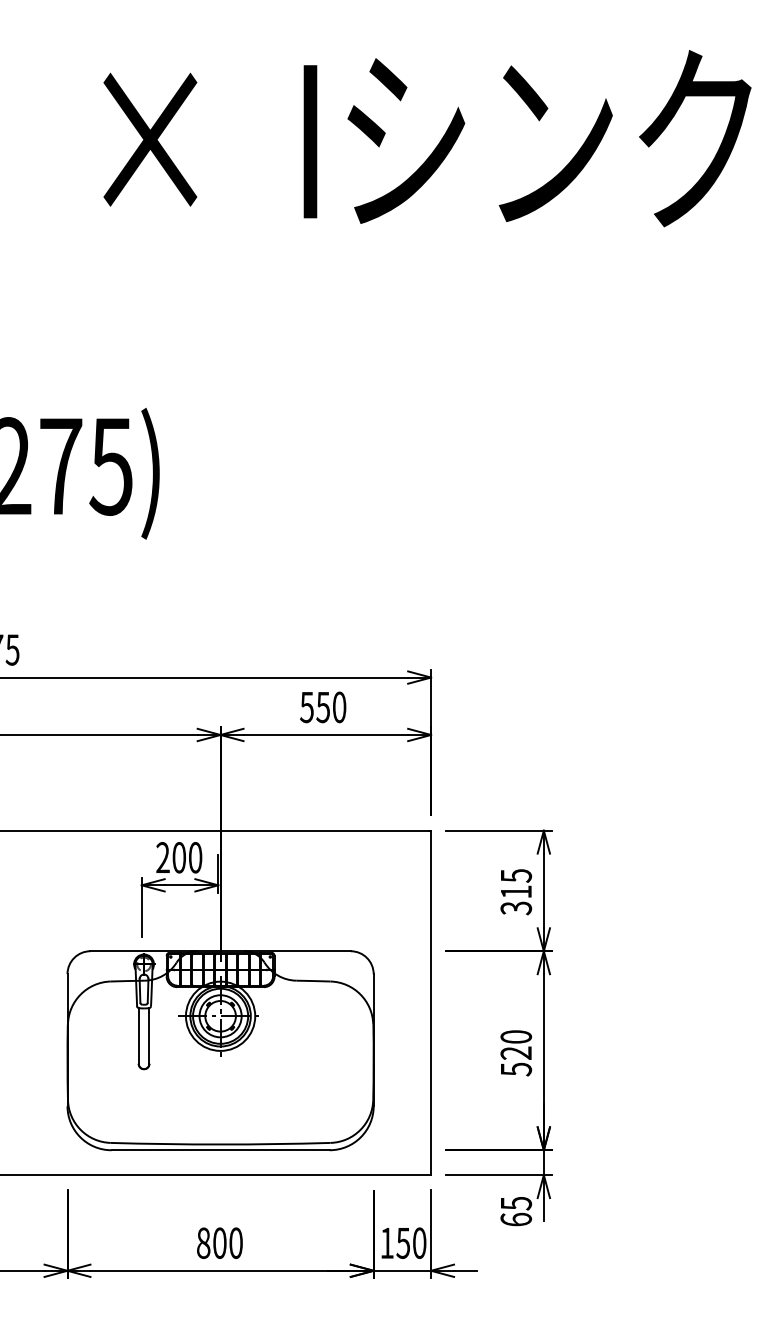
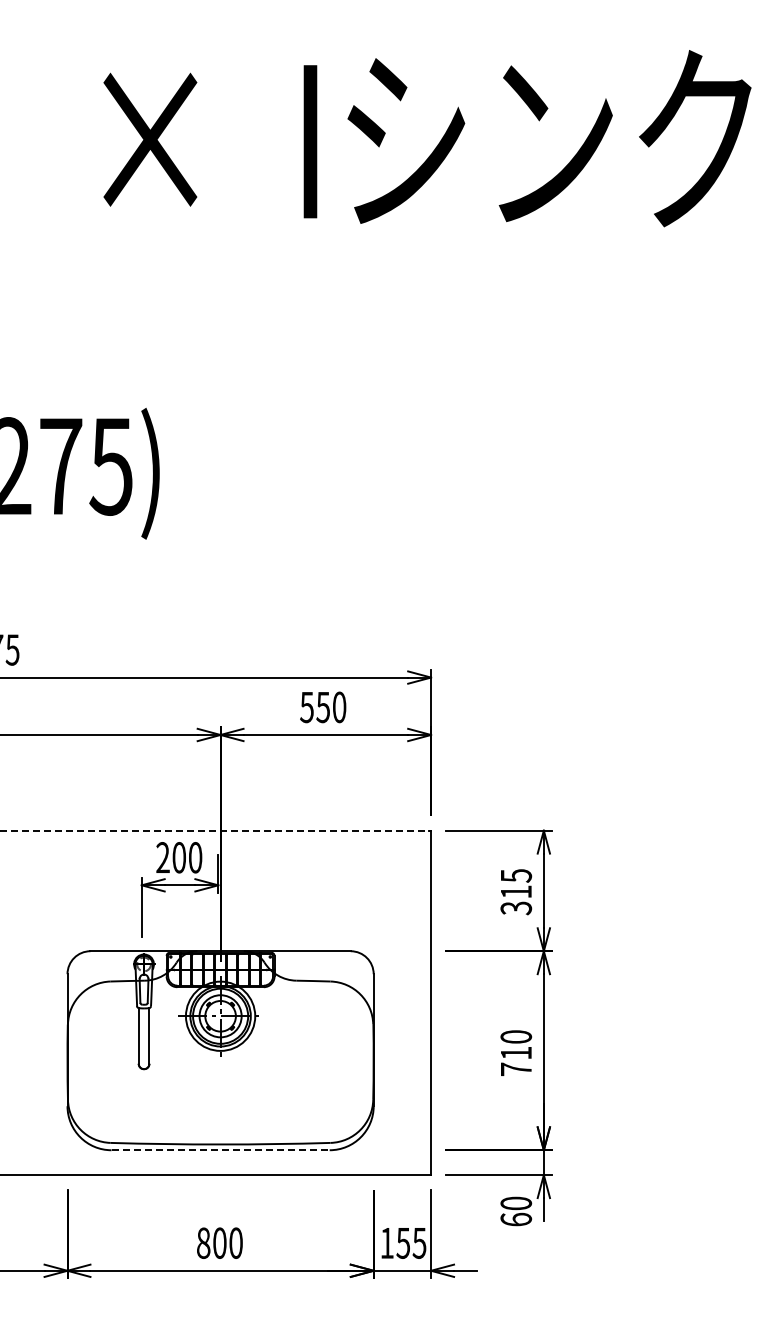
line: solid -> dashed (216, 830)
text: 520 -> 710 (516, 1061)
line: solid -> dashed (221, 1150)
text: 65 -> 60 (515, 1203)
text: 150 -> 155 (419, 1242)
